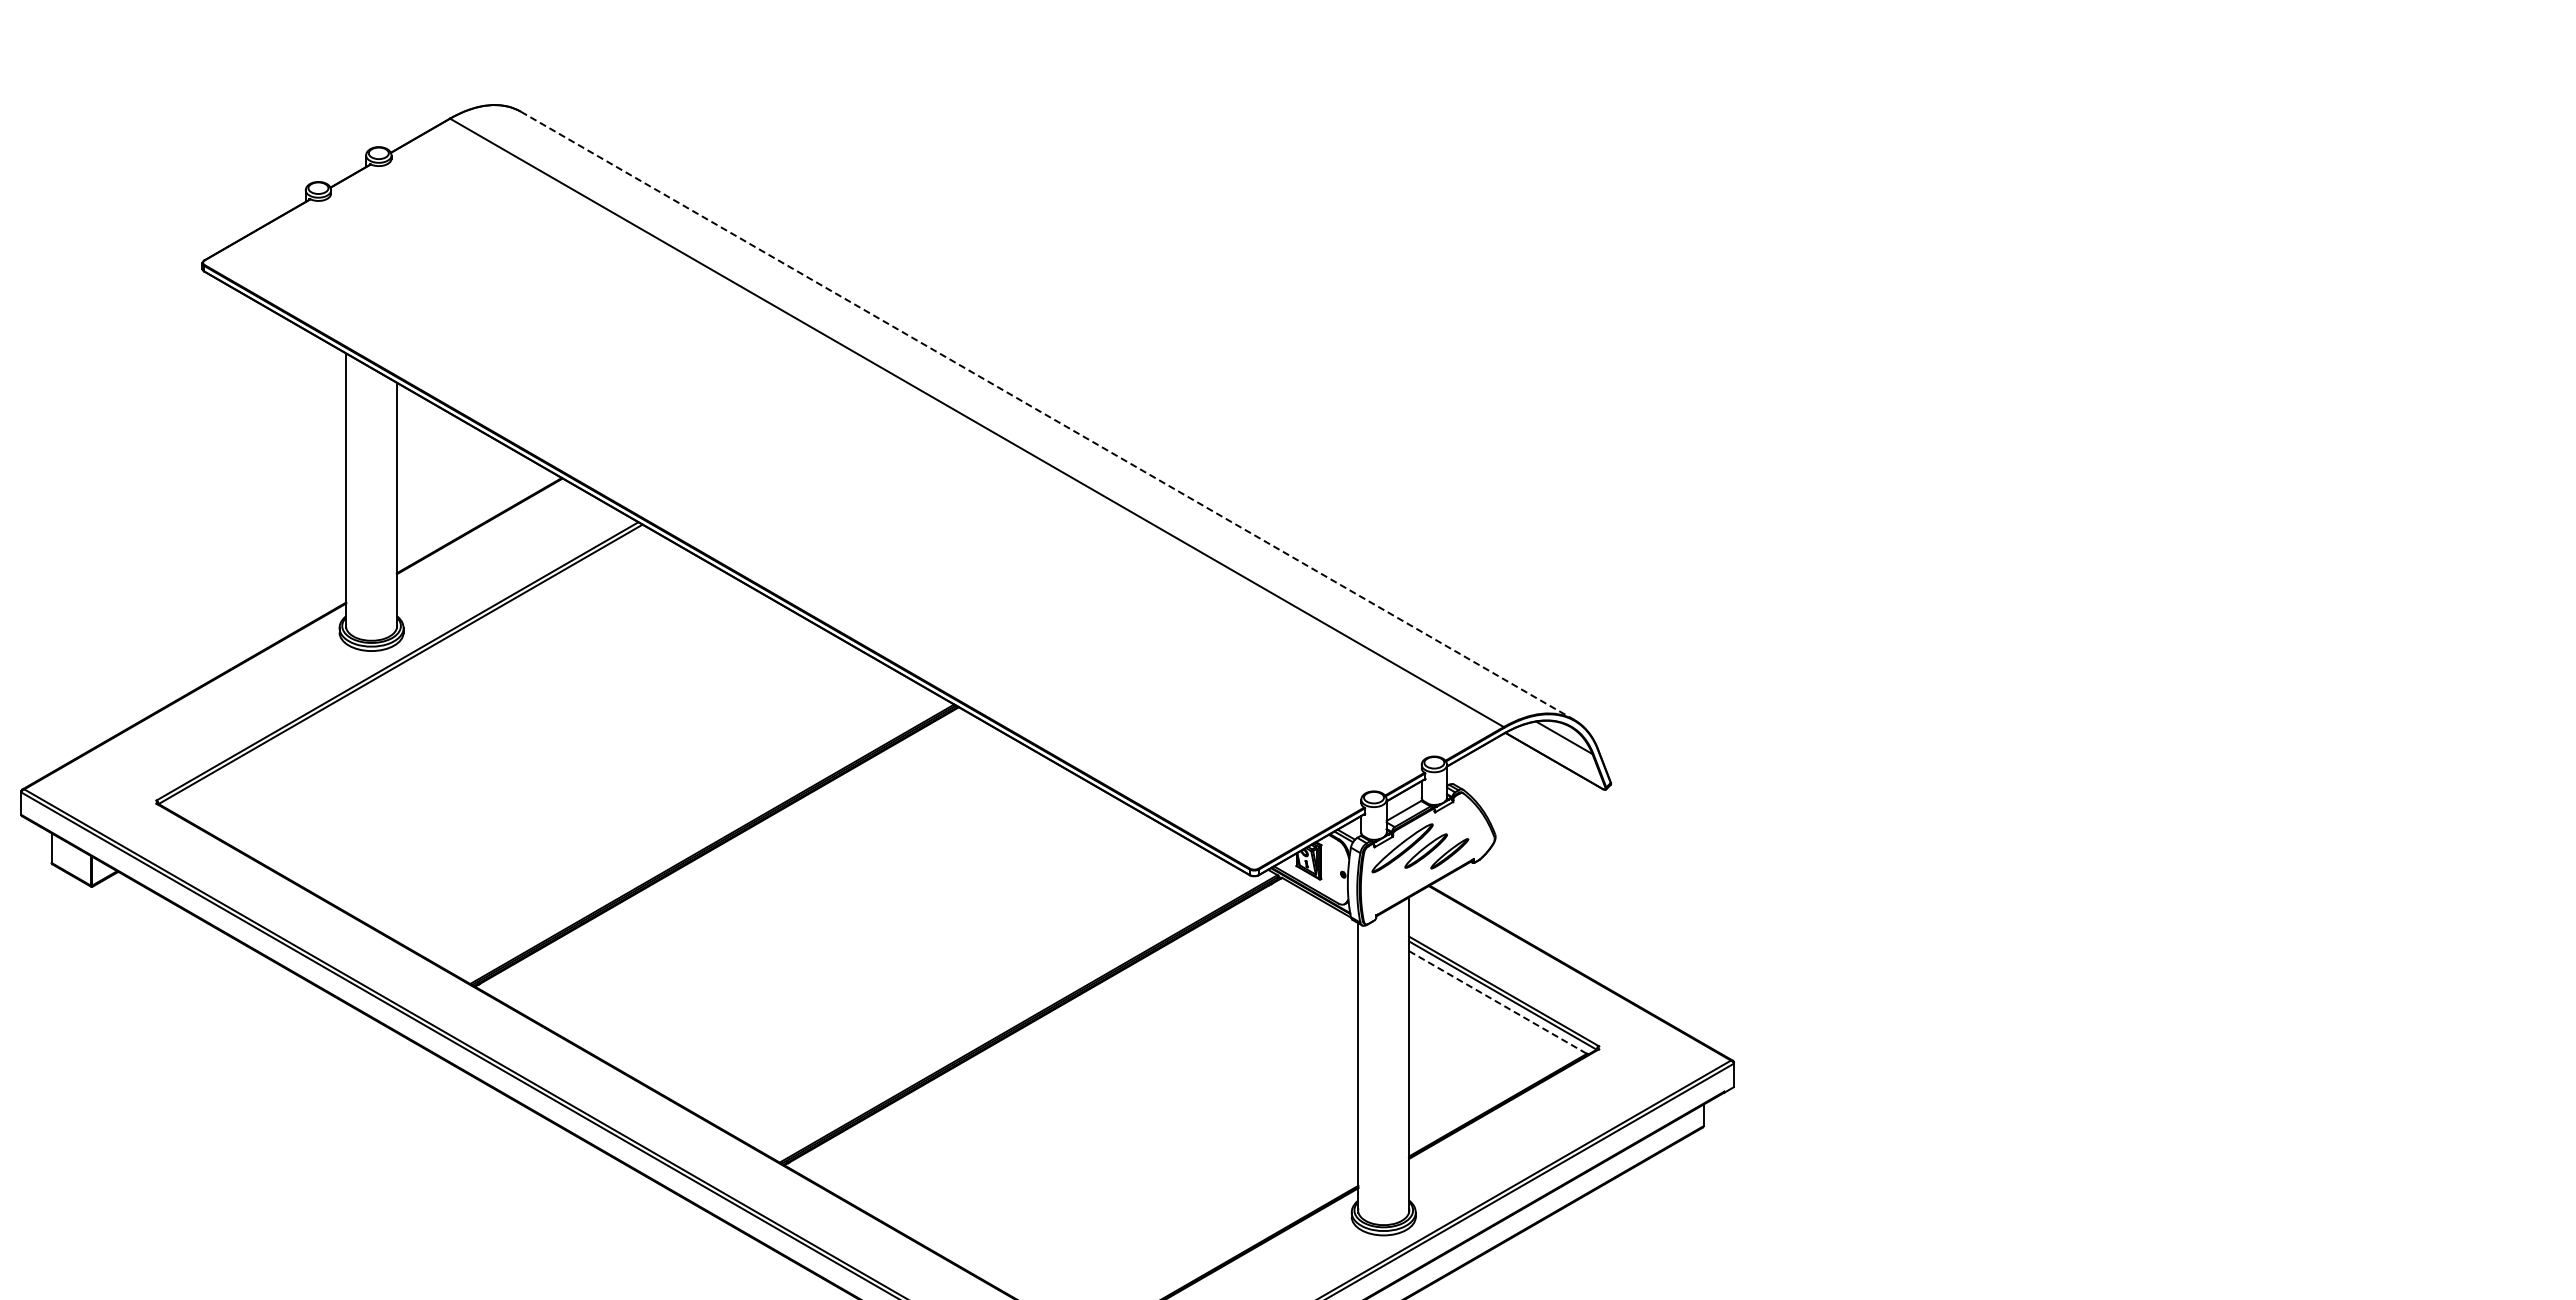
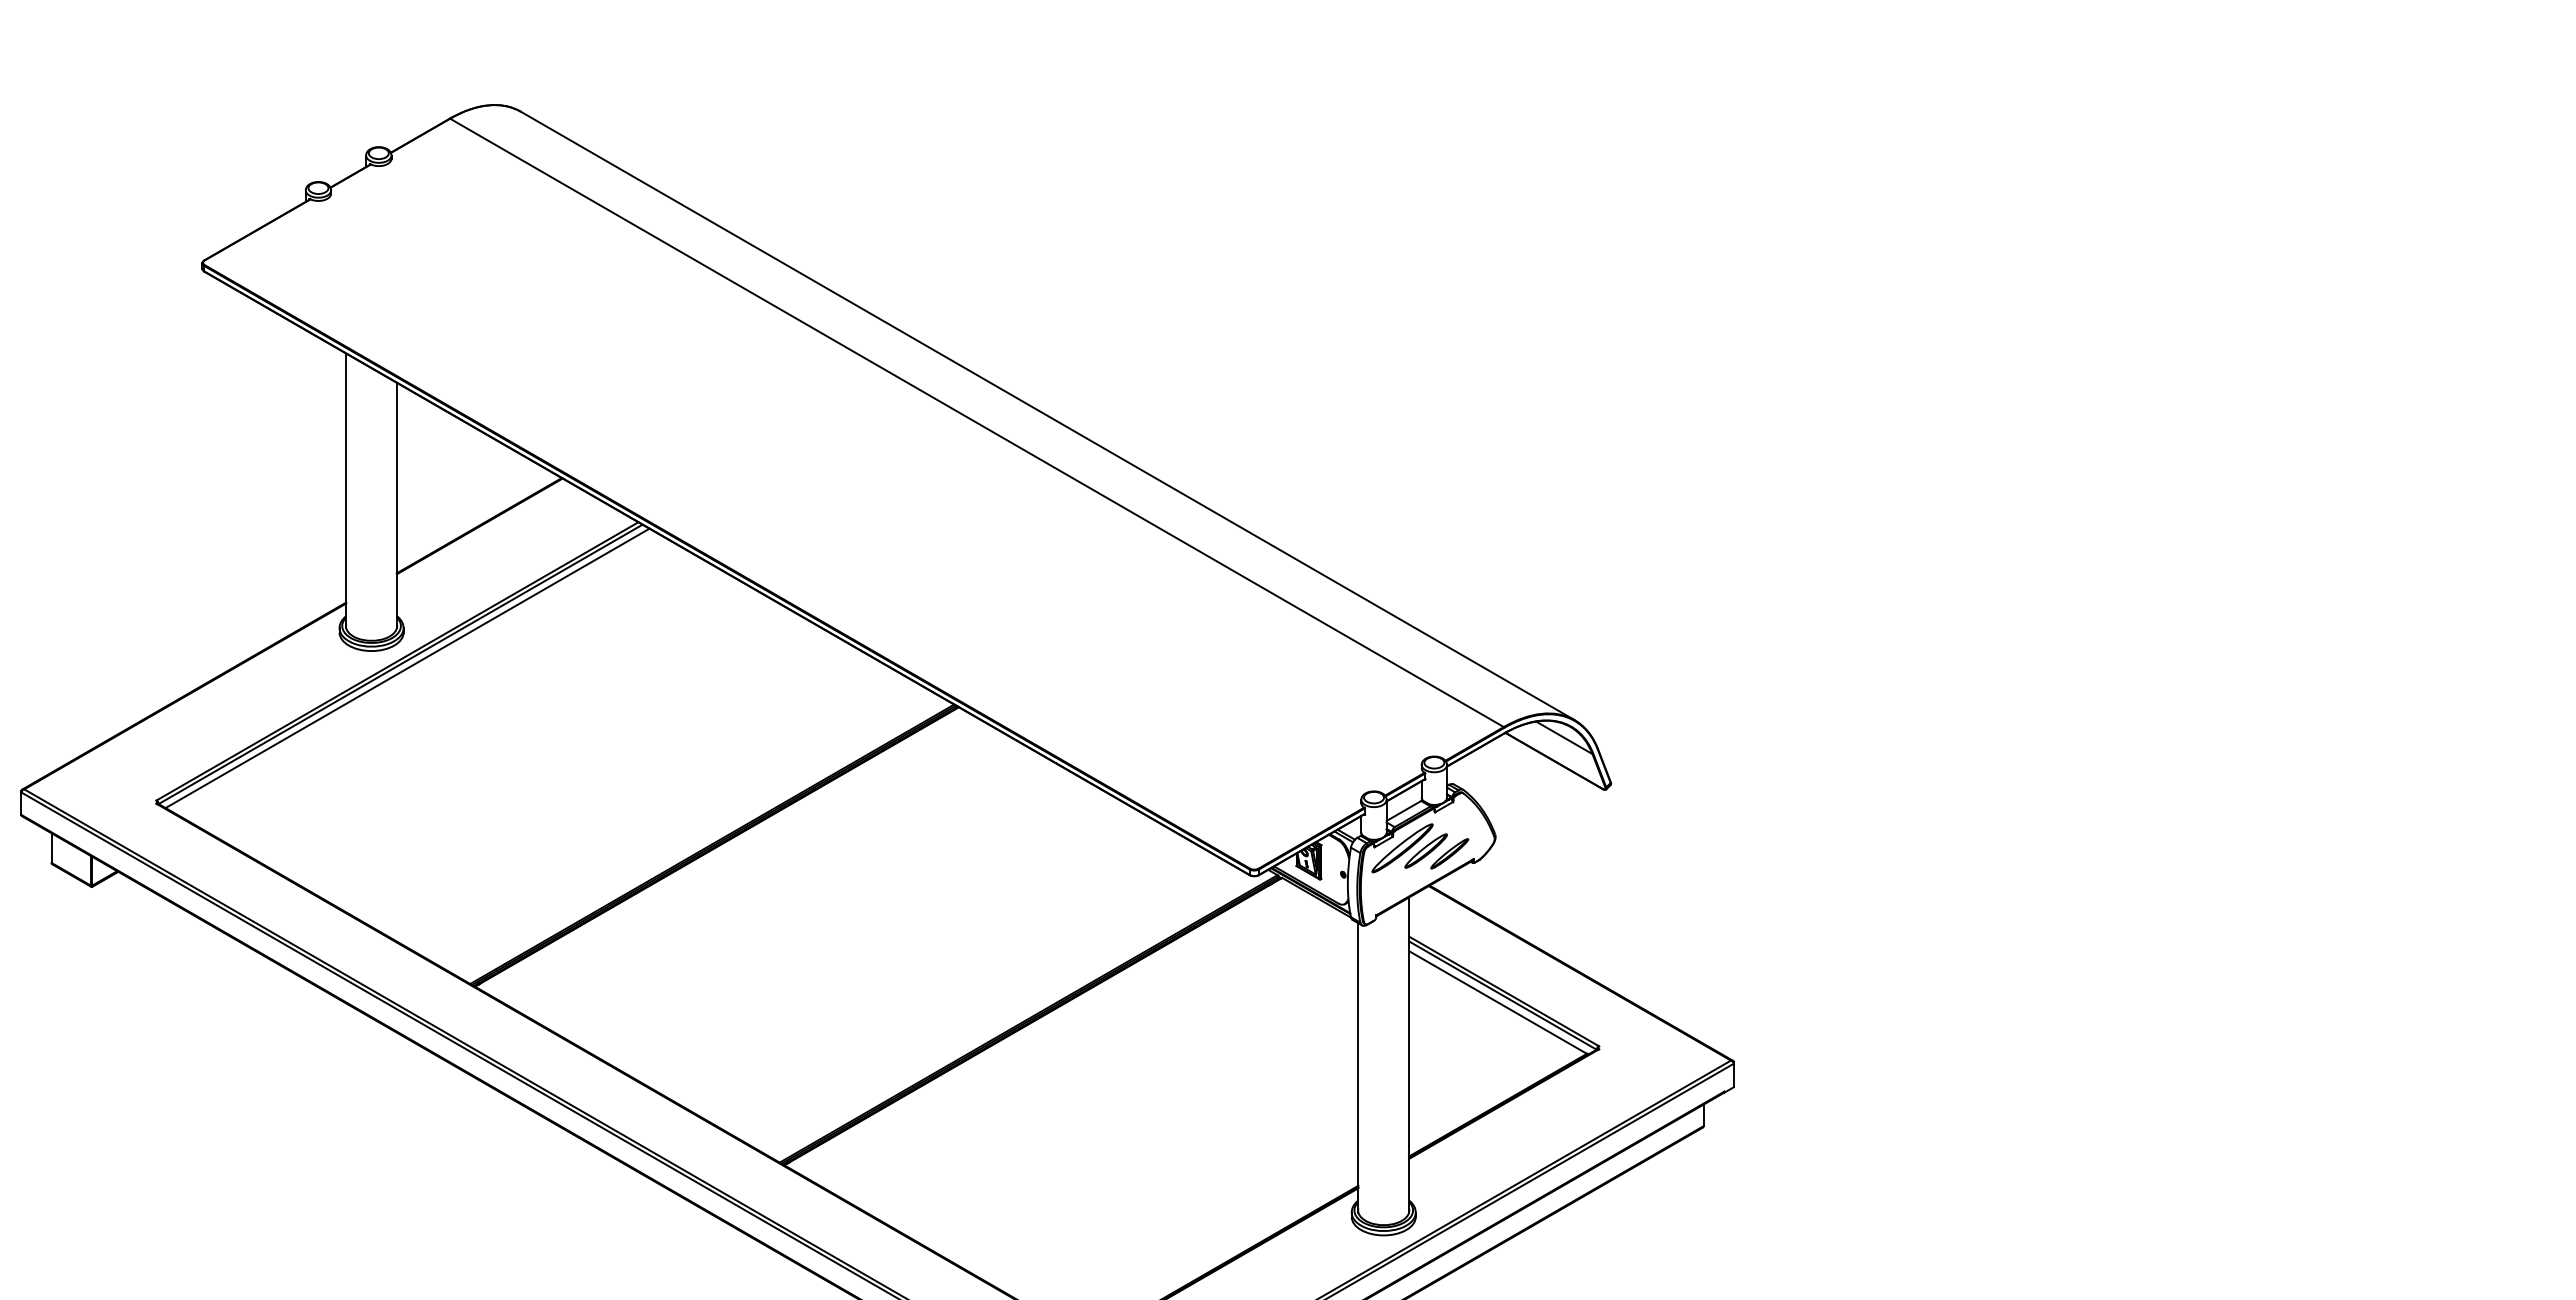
line: dashed -> solid (1048, 416)
line: none -> present (407, 668)
line: dashed -> solid (1498, 1002)
